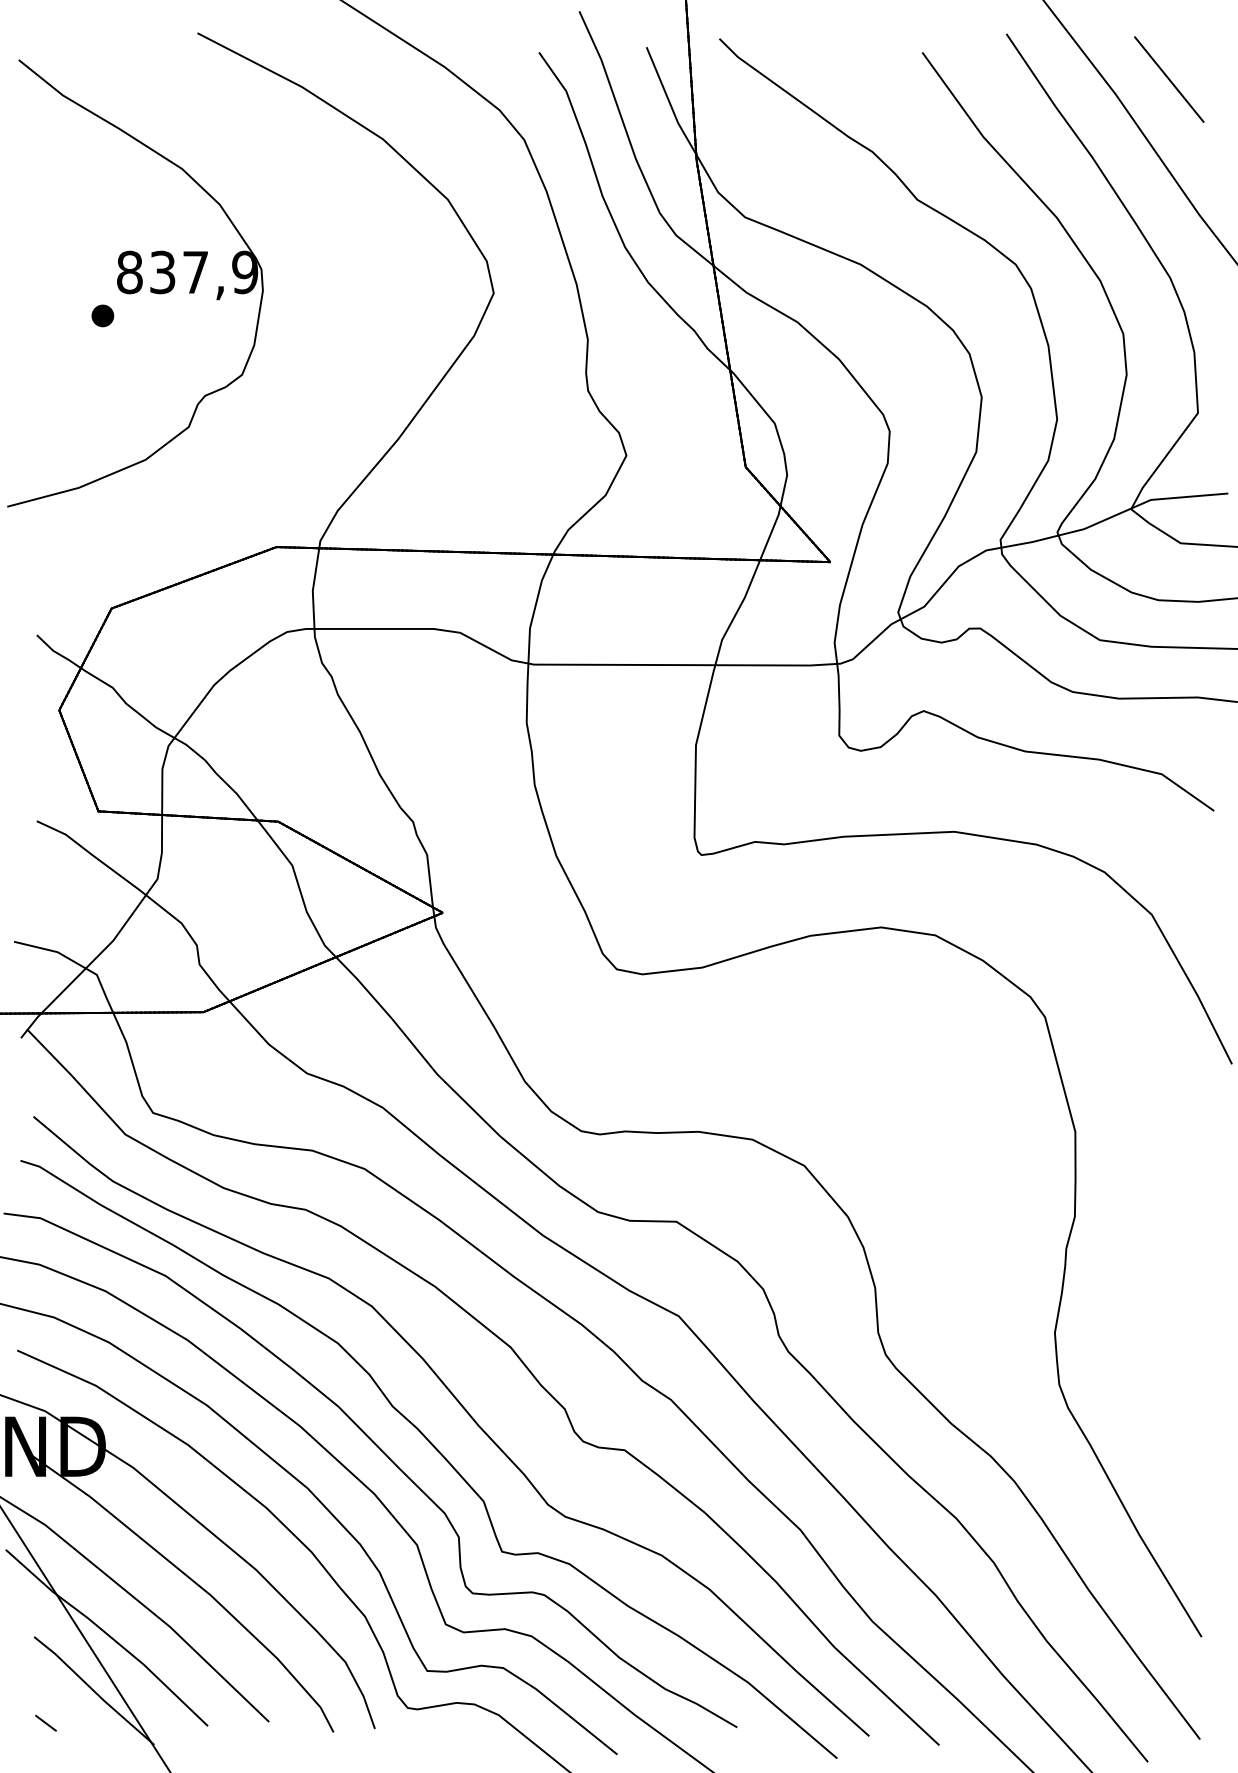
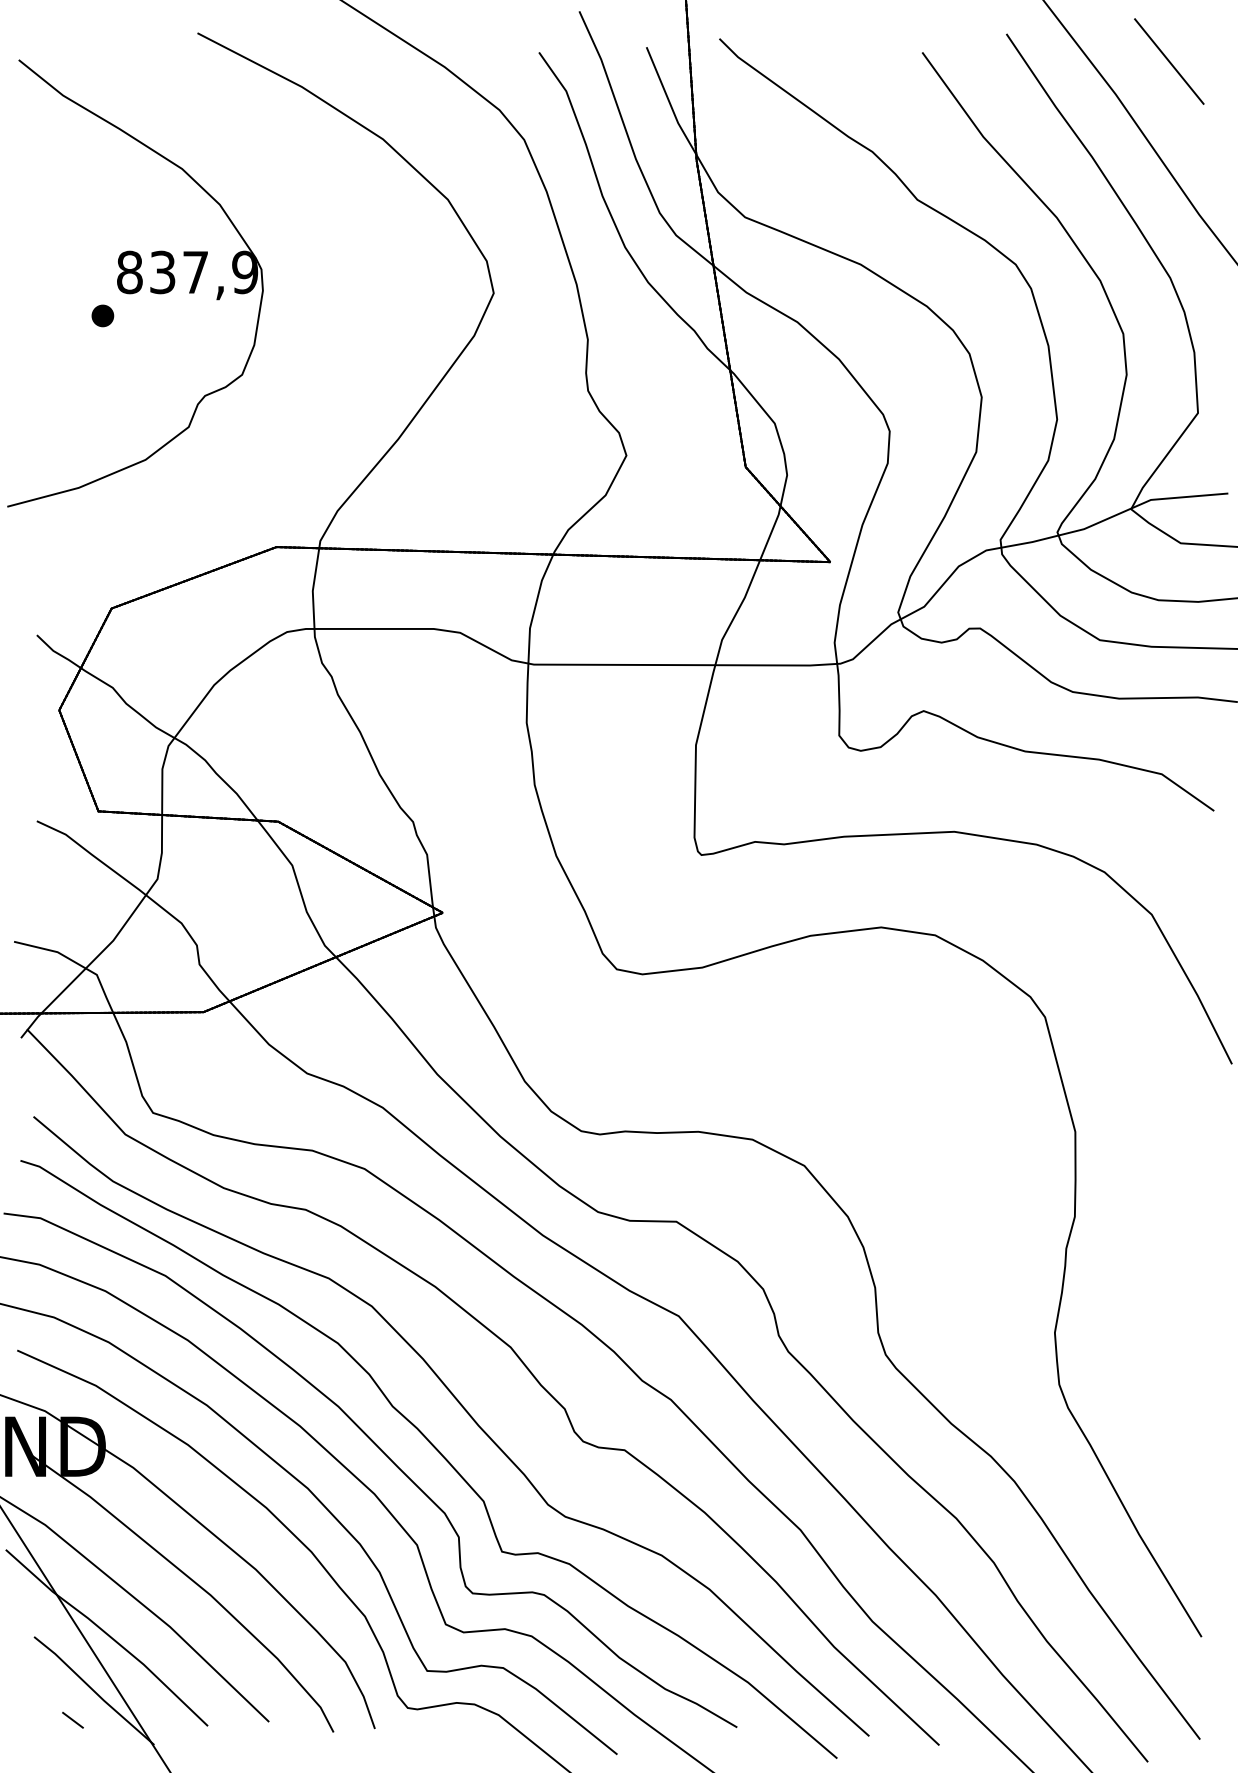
line position: (1169, 79) -> (1169, 61) (1169, 61)
line position: (45, 1723) -> (72, 1720) (72, 1720)
